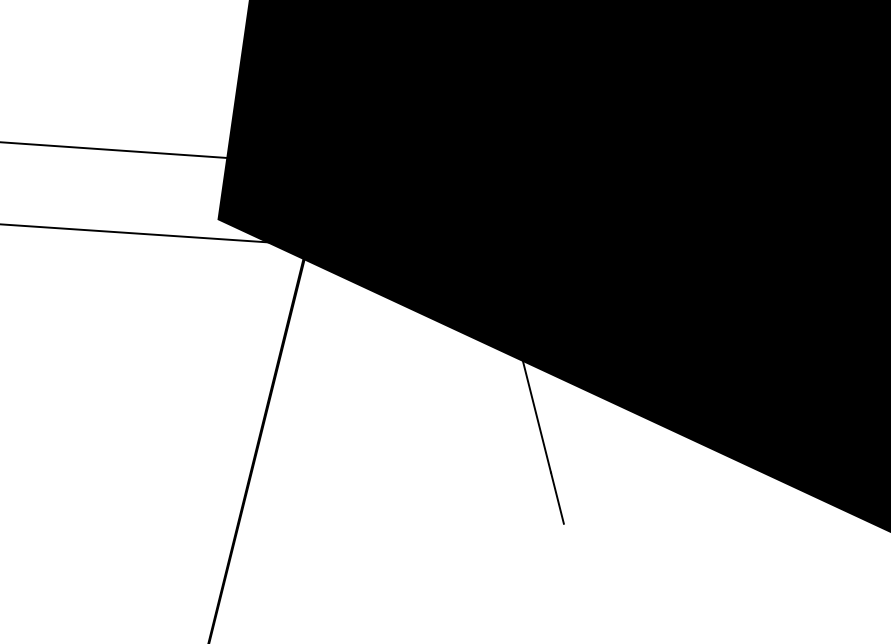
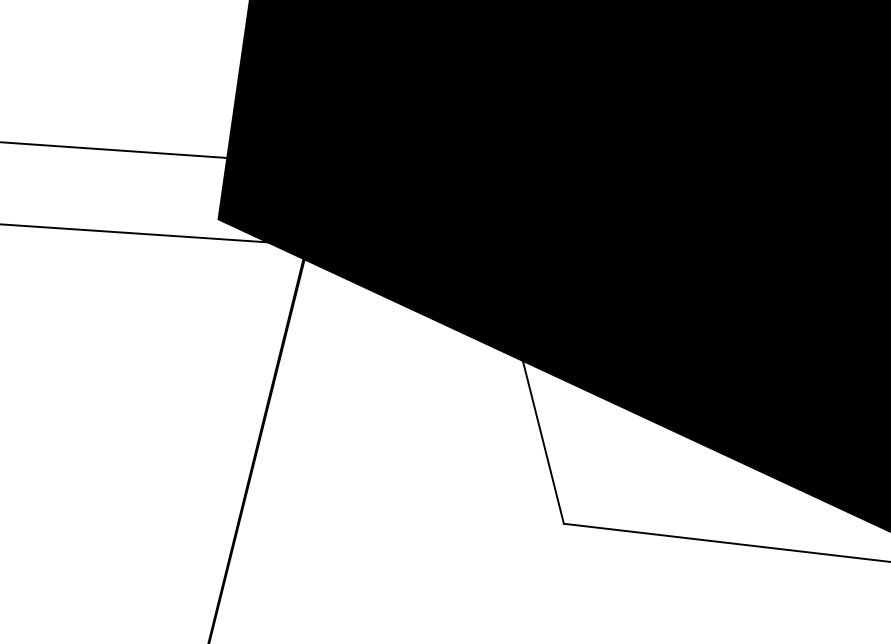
line: none -> present (725, 542)
